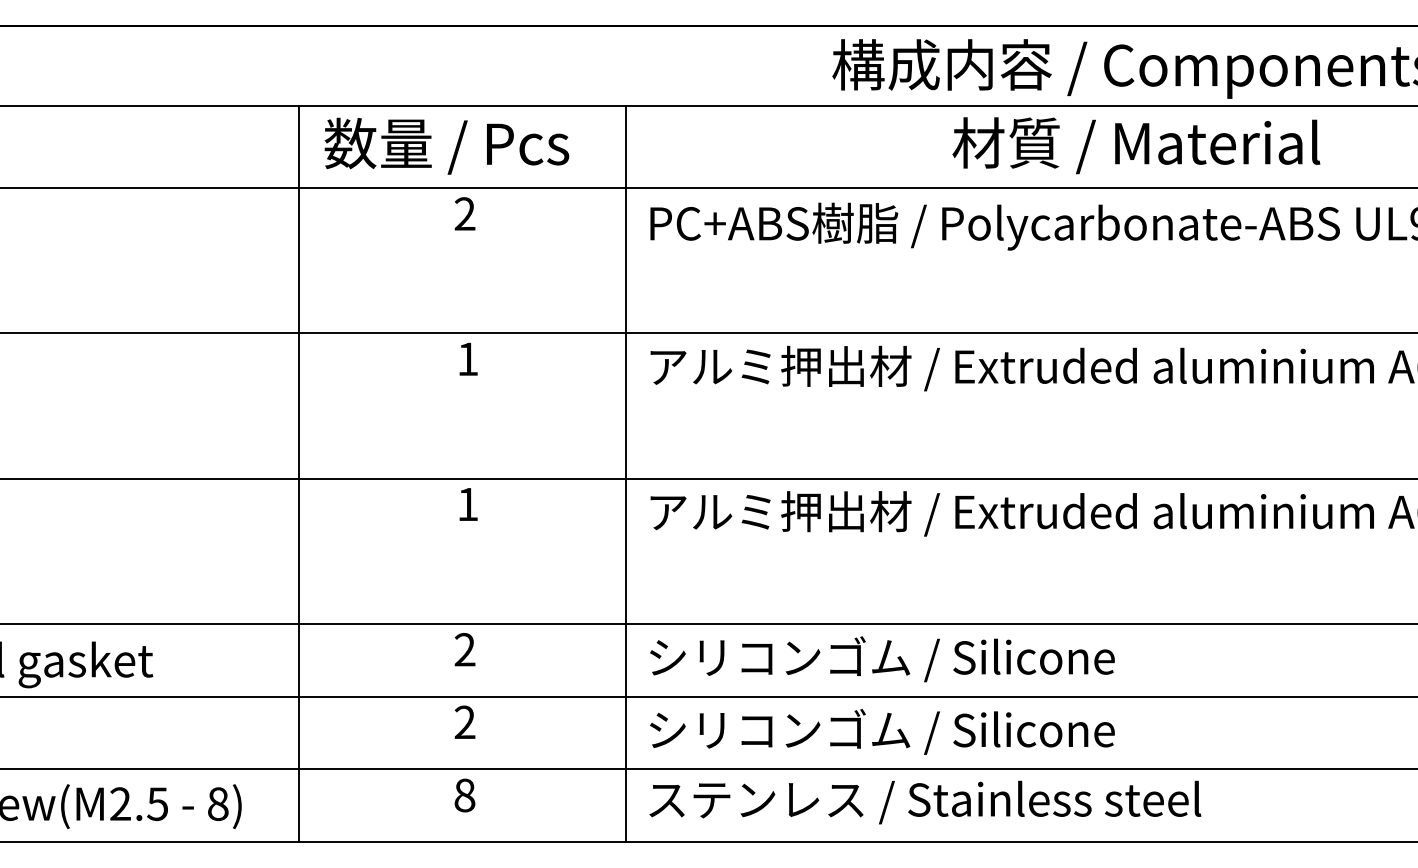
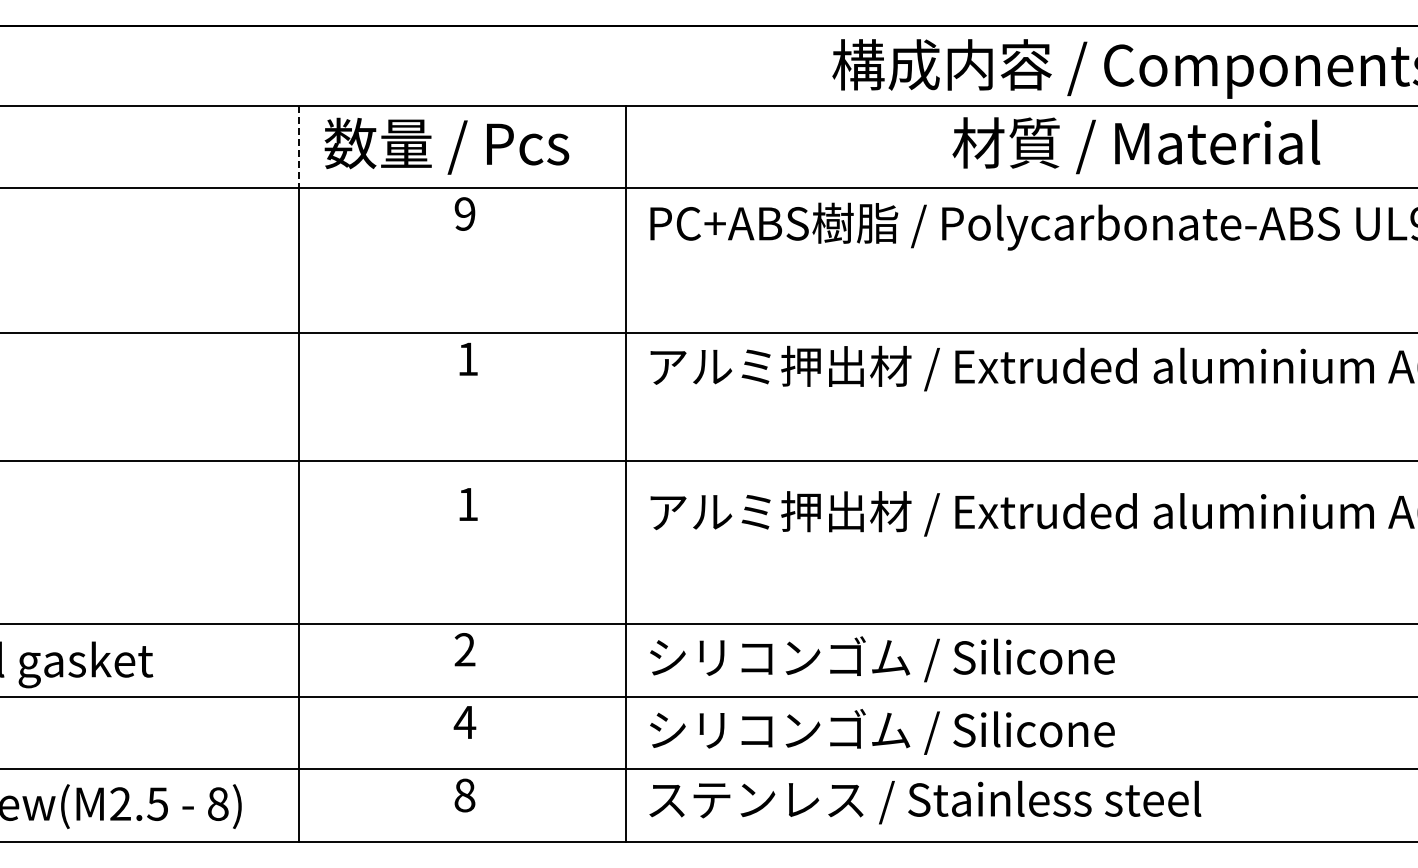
line: solid -> dashed (298, 147)
text: 2 -> 9 (464, 213)
line position: (708, 478) -> (708, 460) (708, 460)
text: 2 -> 4 (464, 721)
